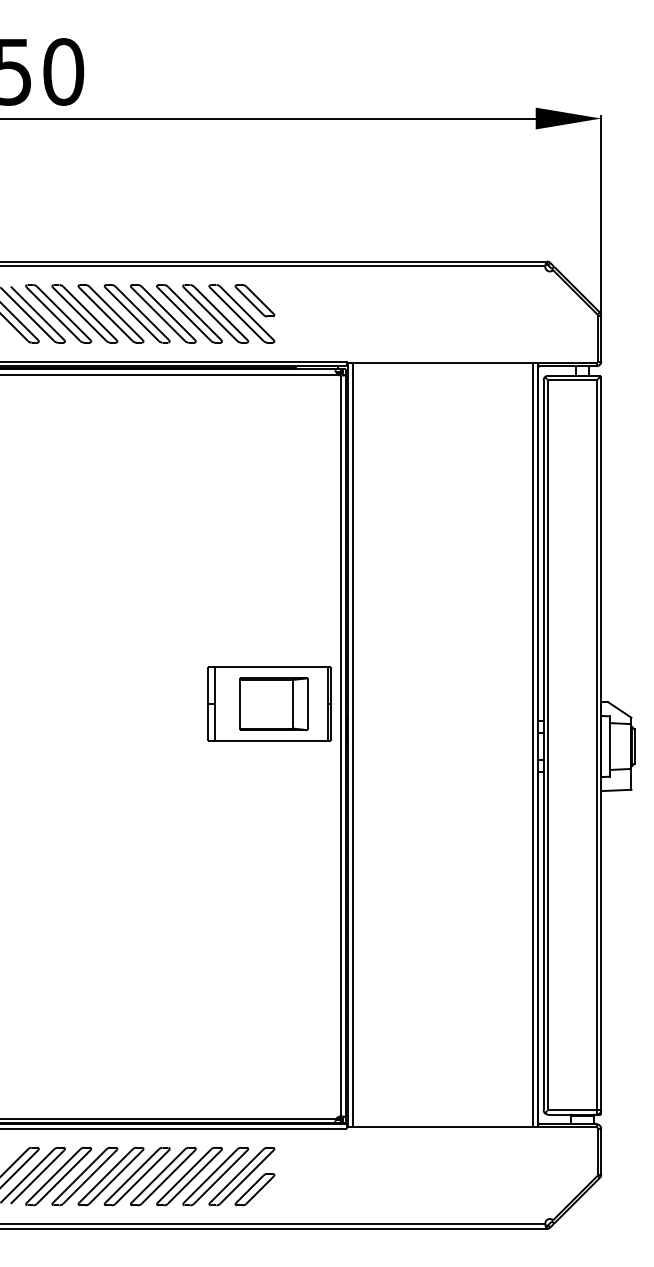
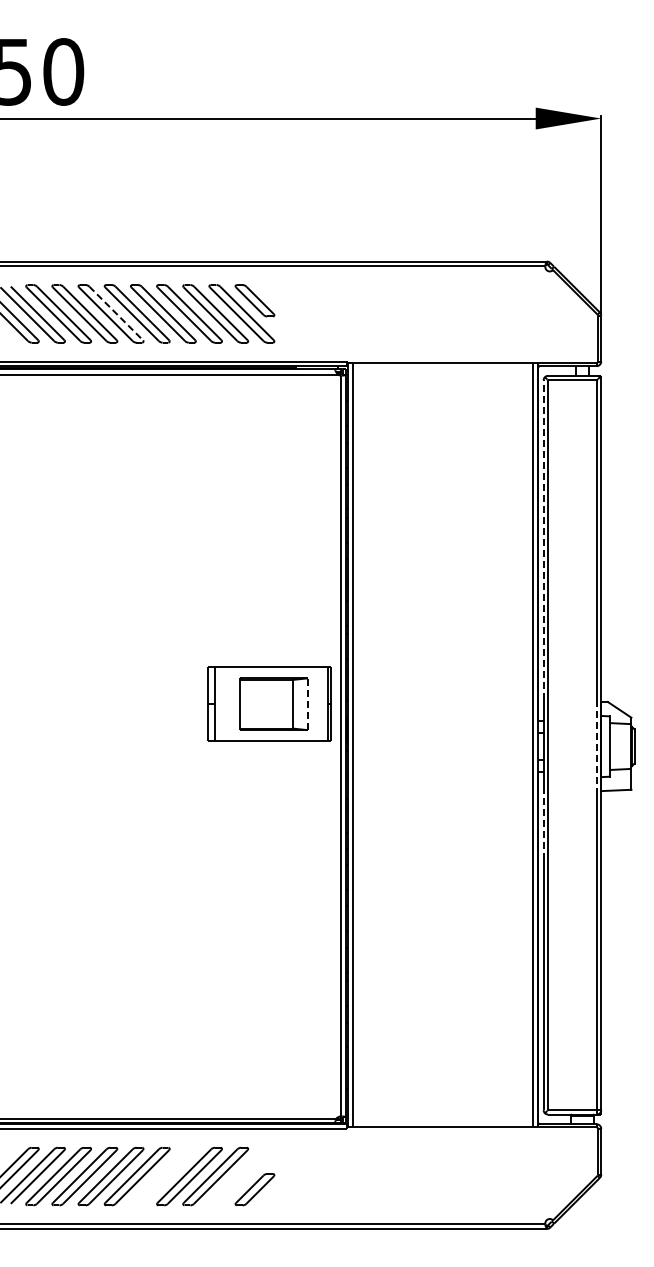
line: solid -> dashed (116, 313)
line: solid -> dashed (543, 539)
line: solid -> dashed (308, 704)
line: solid -> dashed (596, 744)
line: solid -> dashed (543, 824)
part: present -> none (163, 1176)
part: present -> none (241, 1176)
